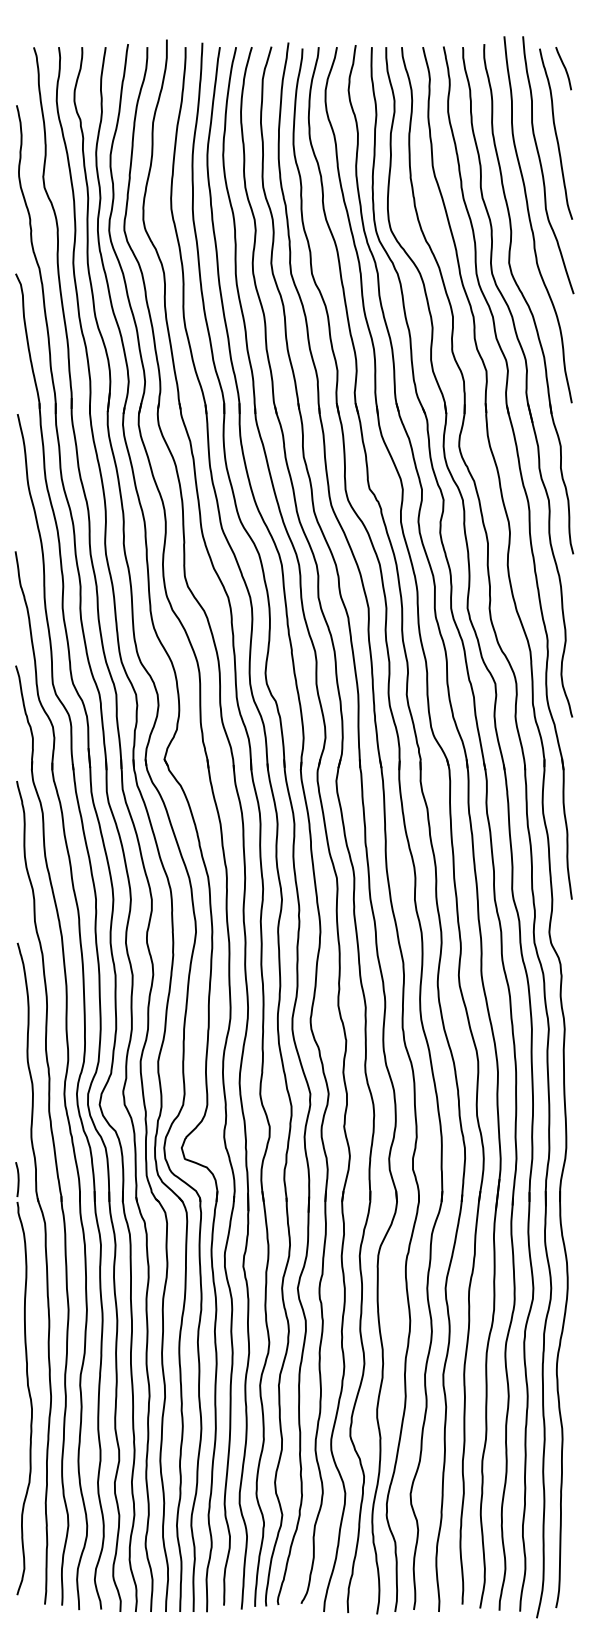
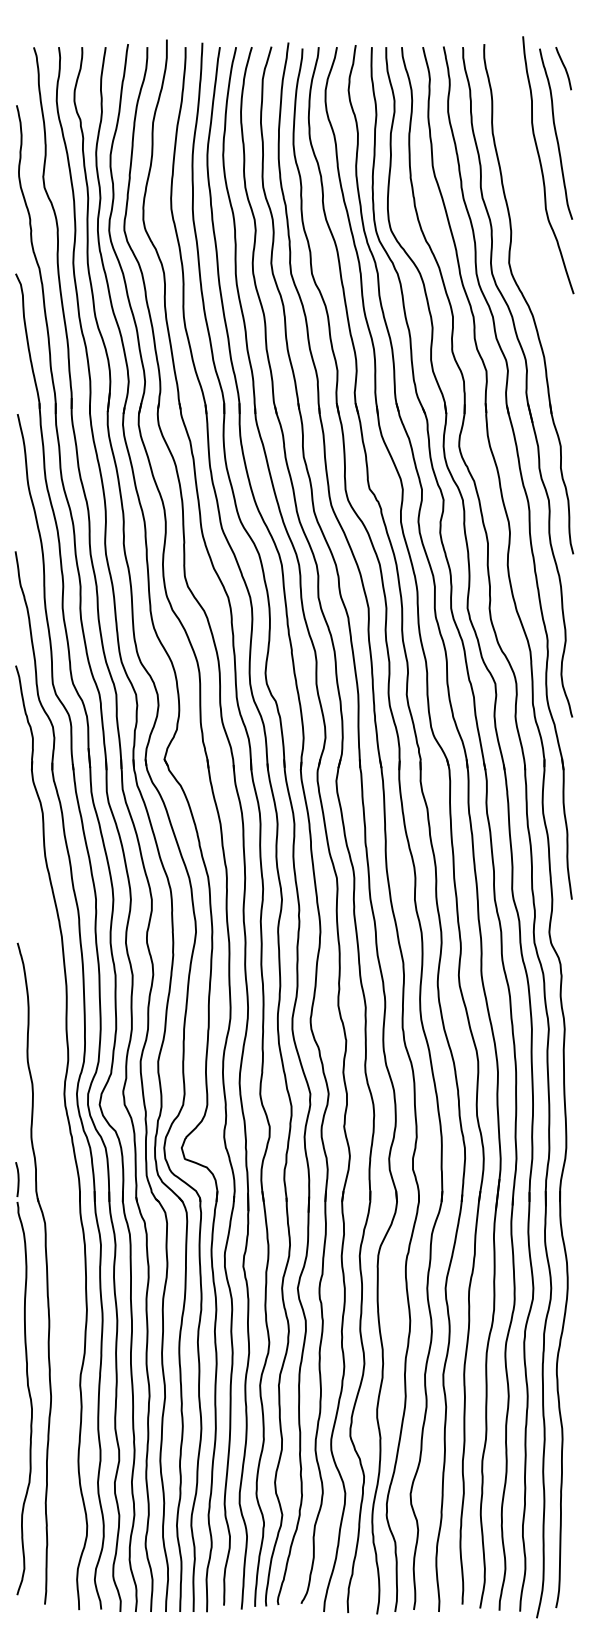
curve: present -> none (531, 221)
part: present -> none (59, 1193)
